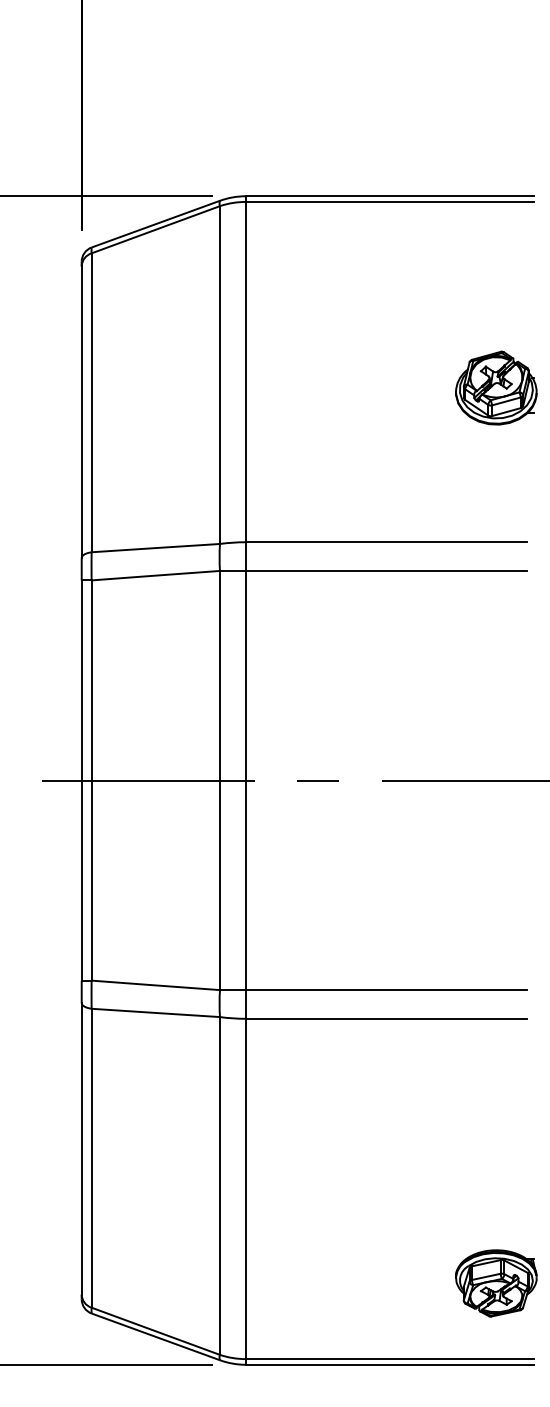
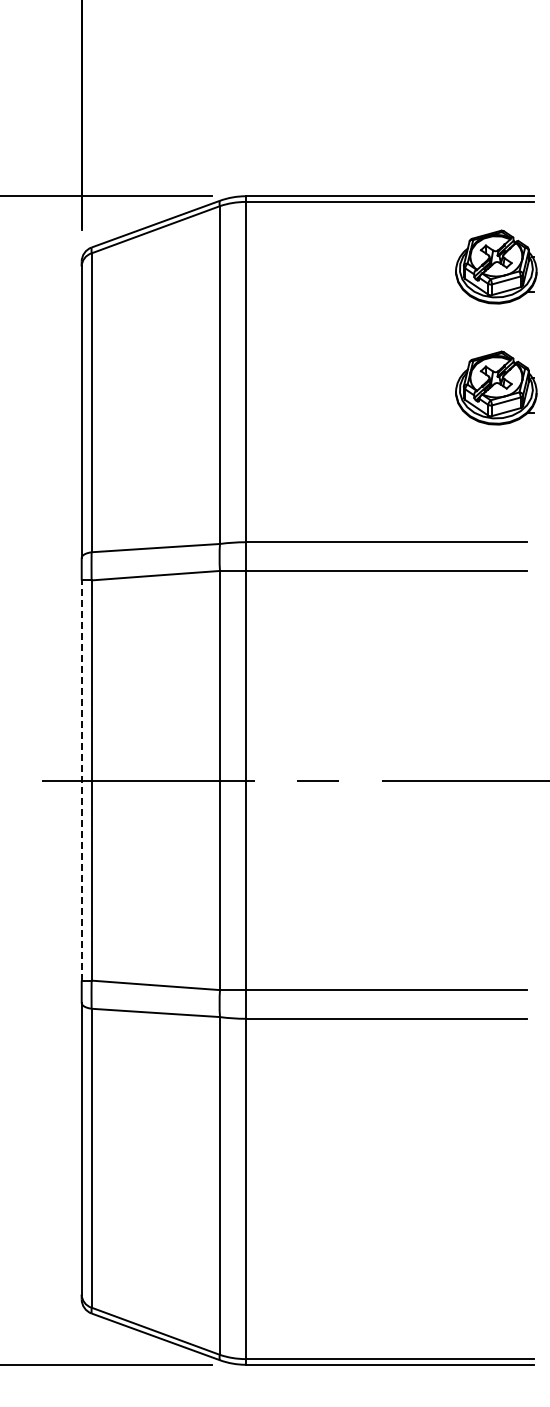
part: none -> present (496, 266)
line: solid -> dashed (81, 780)
part: present -> none (496, 1283)
